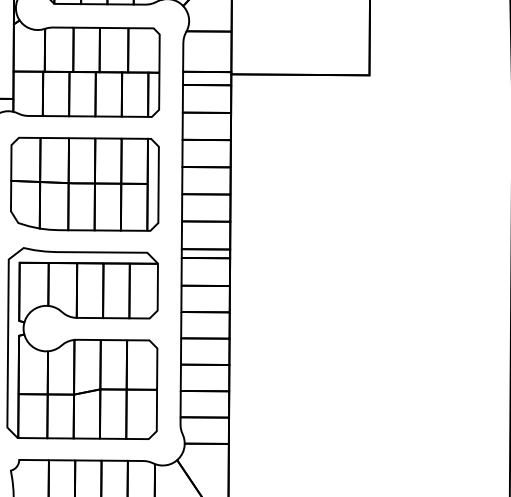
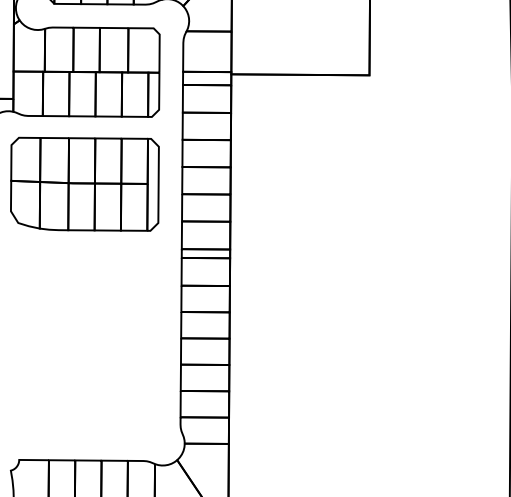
part: present -> none (82, 343)
